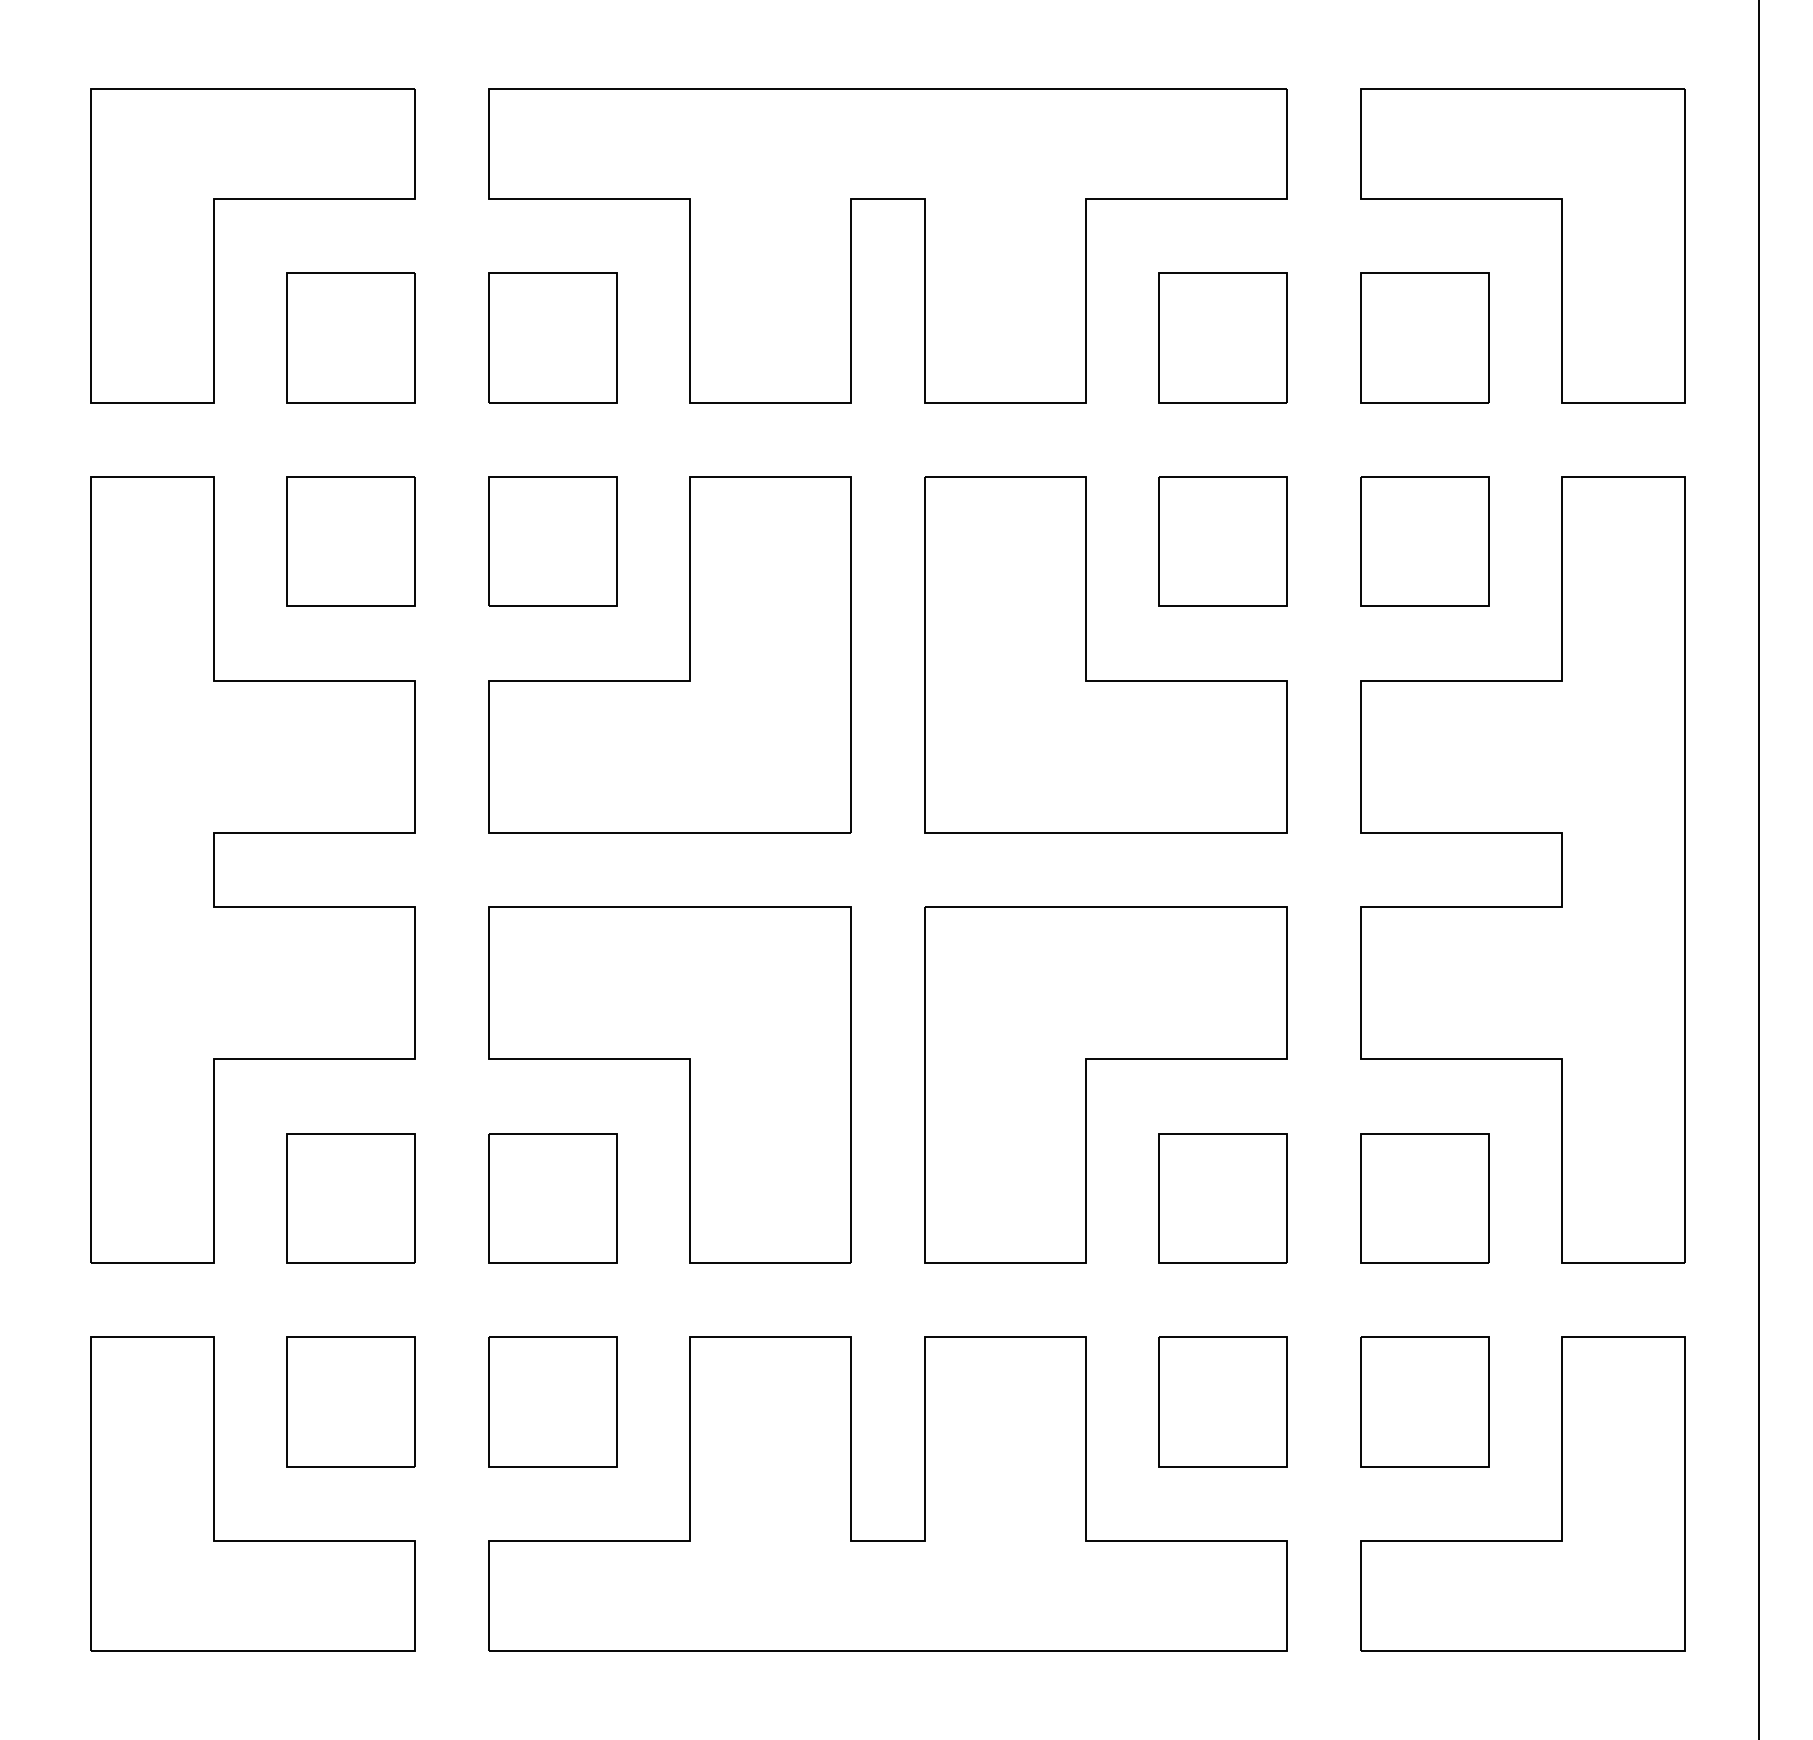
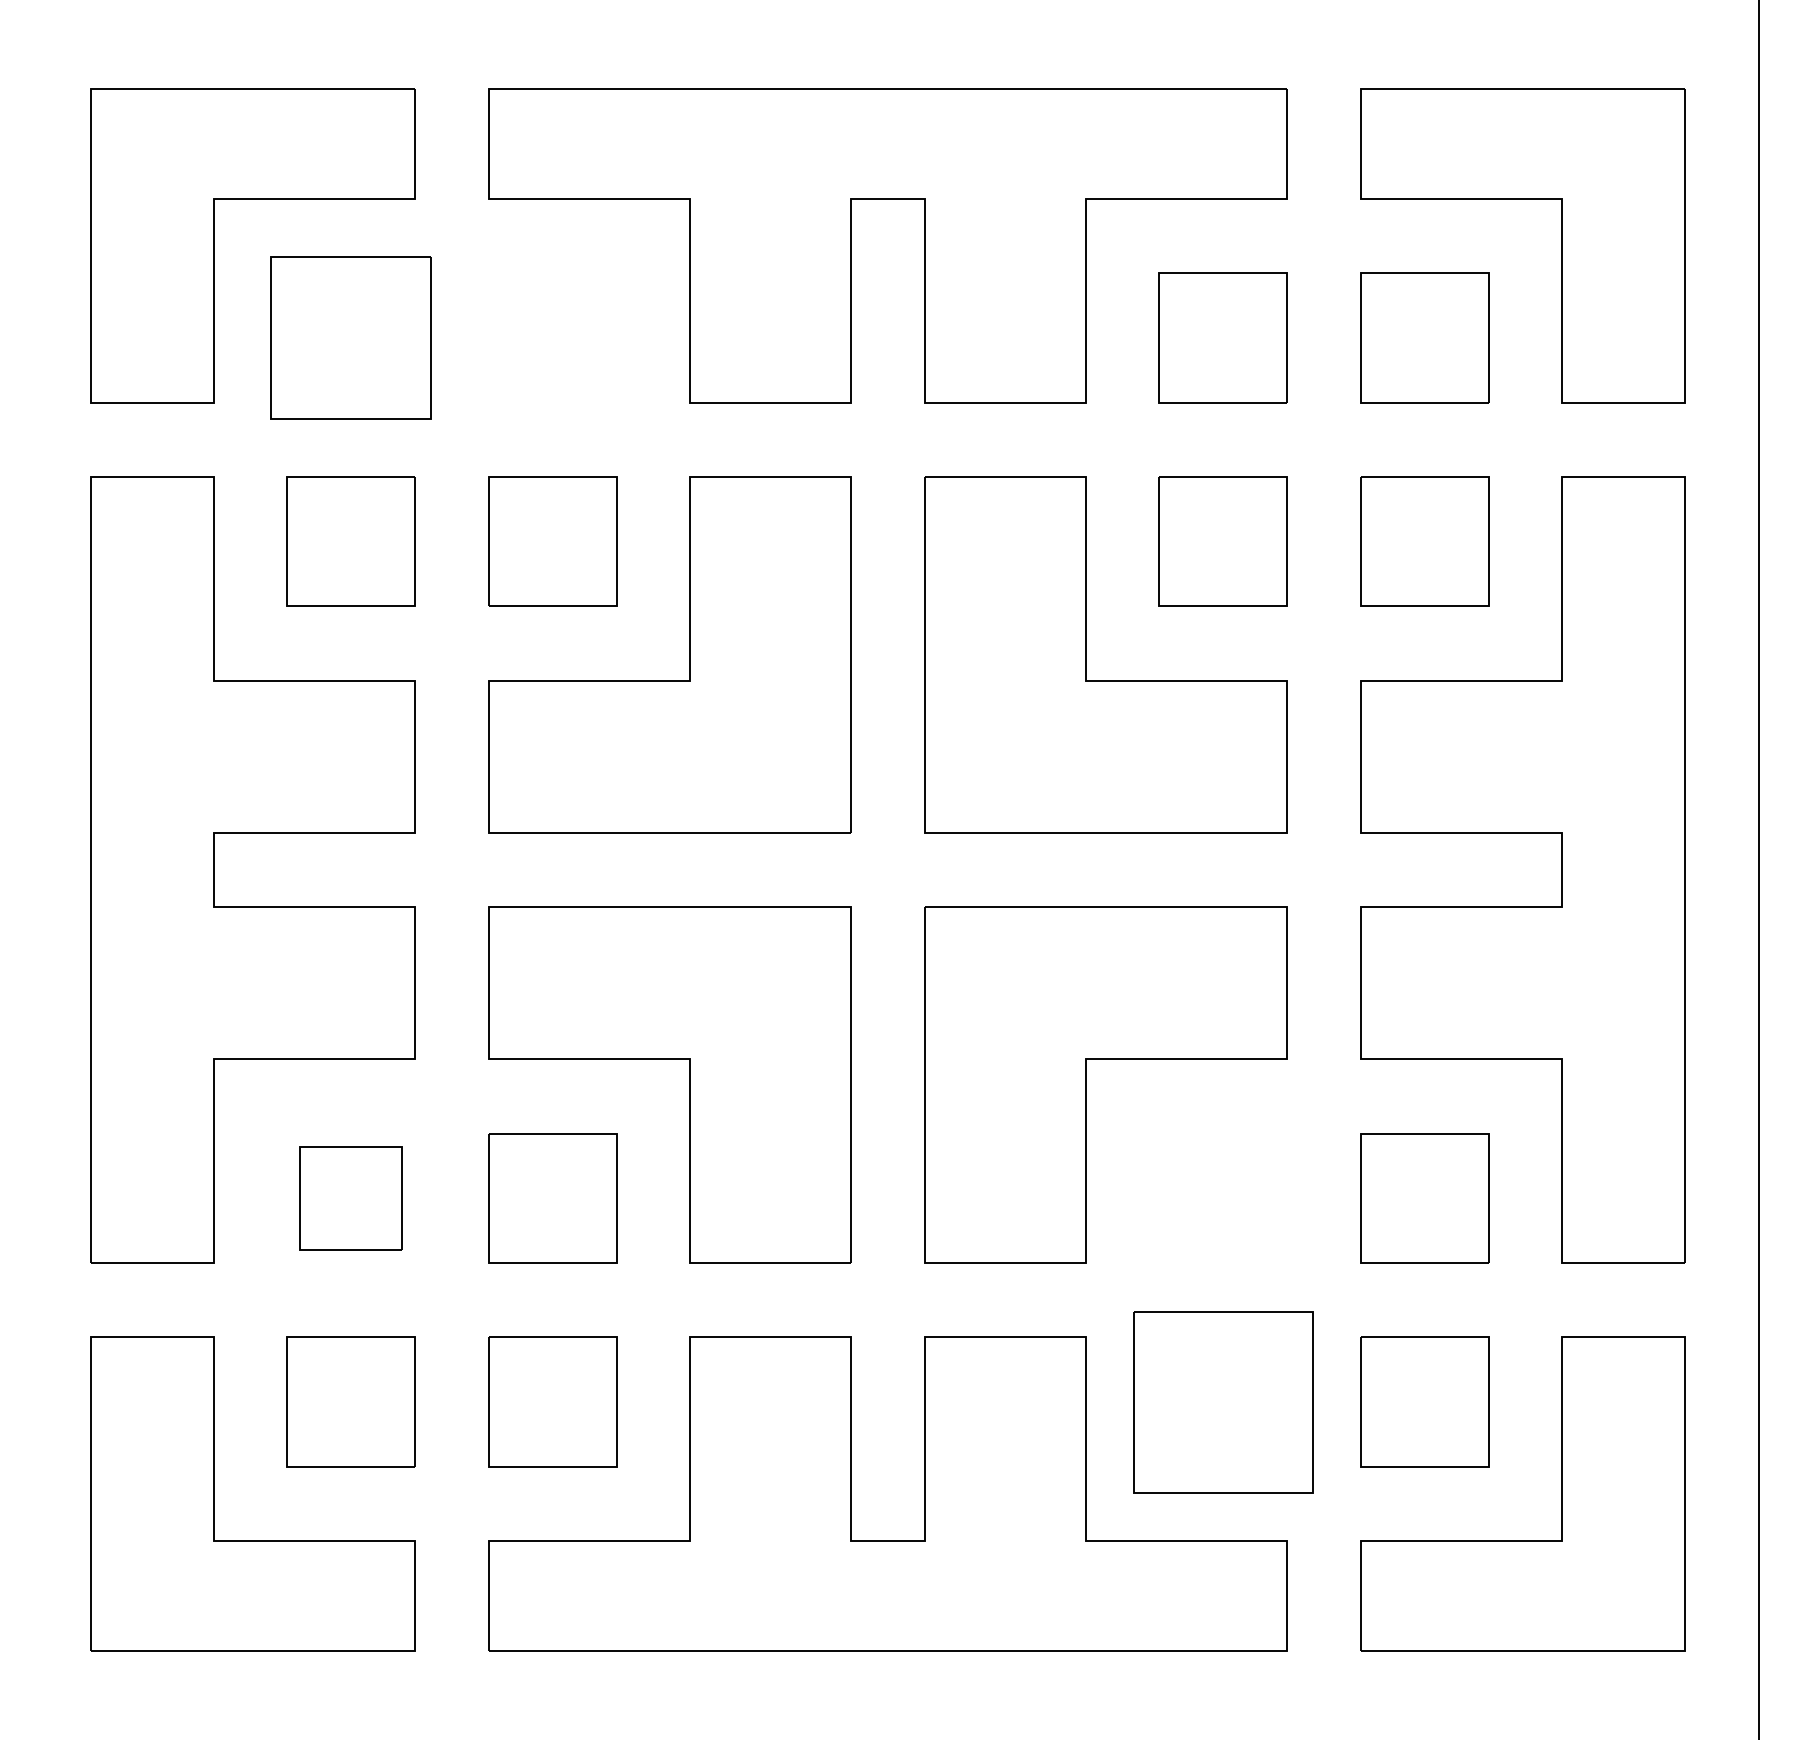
part size: 130x132 px -> 162x164 px (350, 337)
part: present -> none (552, 337)
part size: 130x131 px -> 104x105 px (350, 1198)
part: present -> none (1222, 1198)
part size: 130x132 px -> 181x183 px (1223, 1402)
